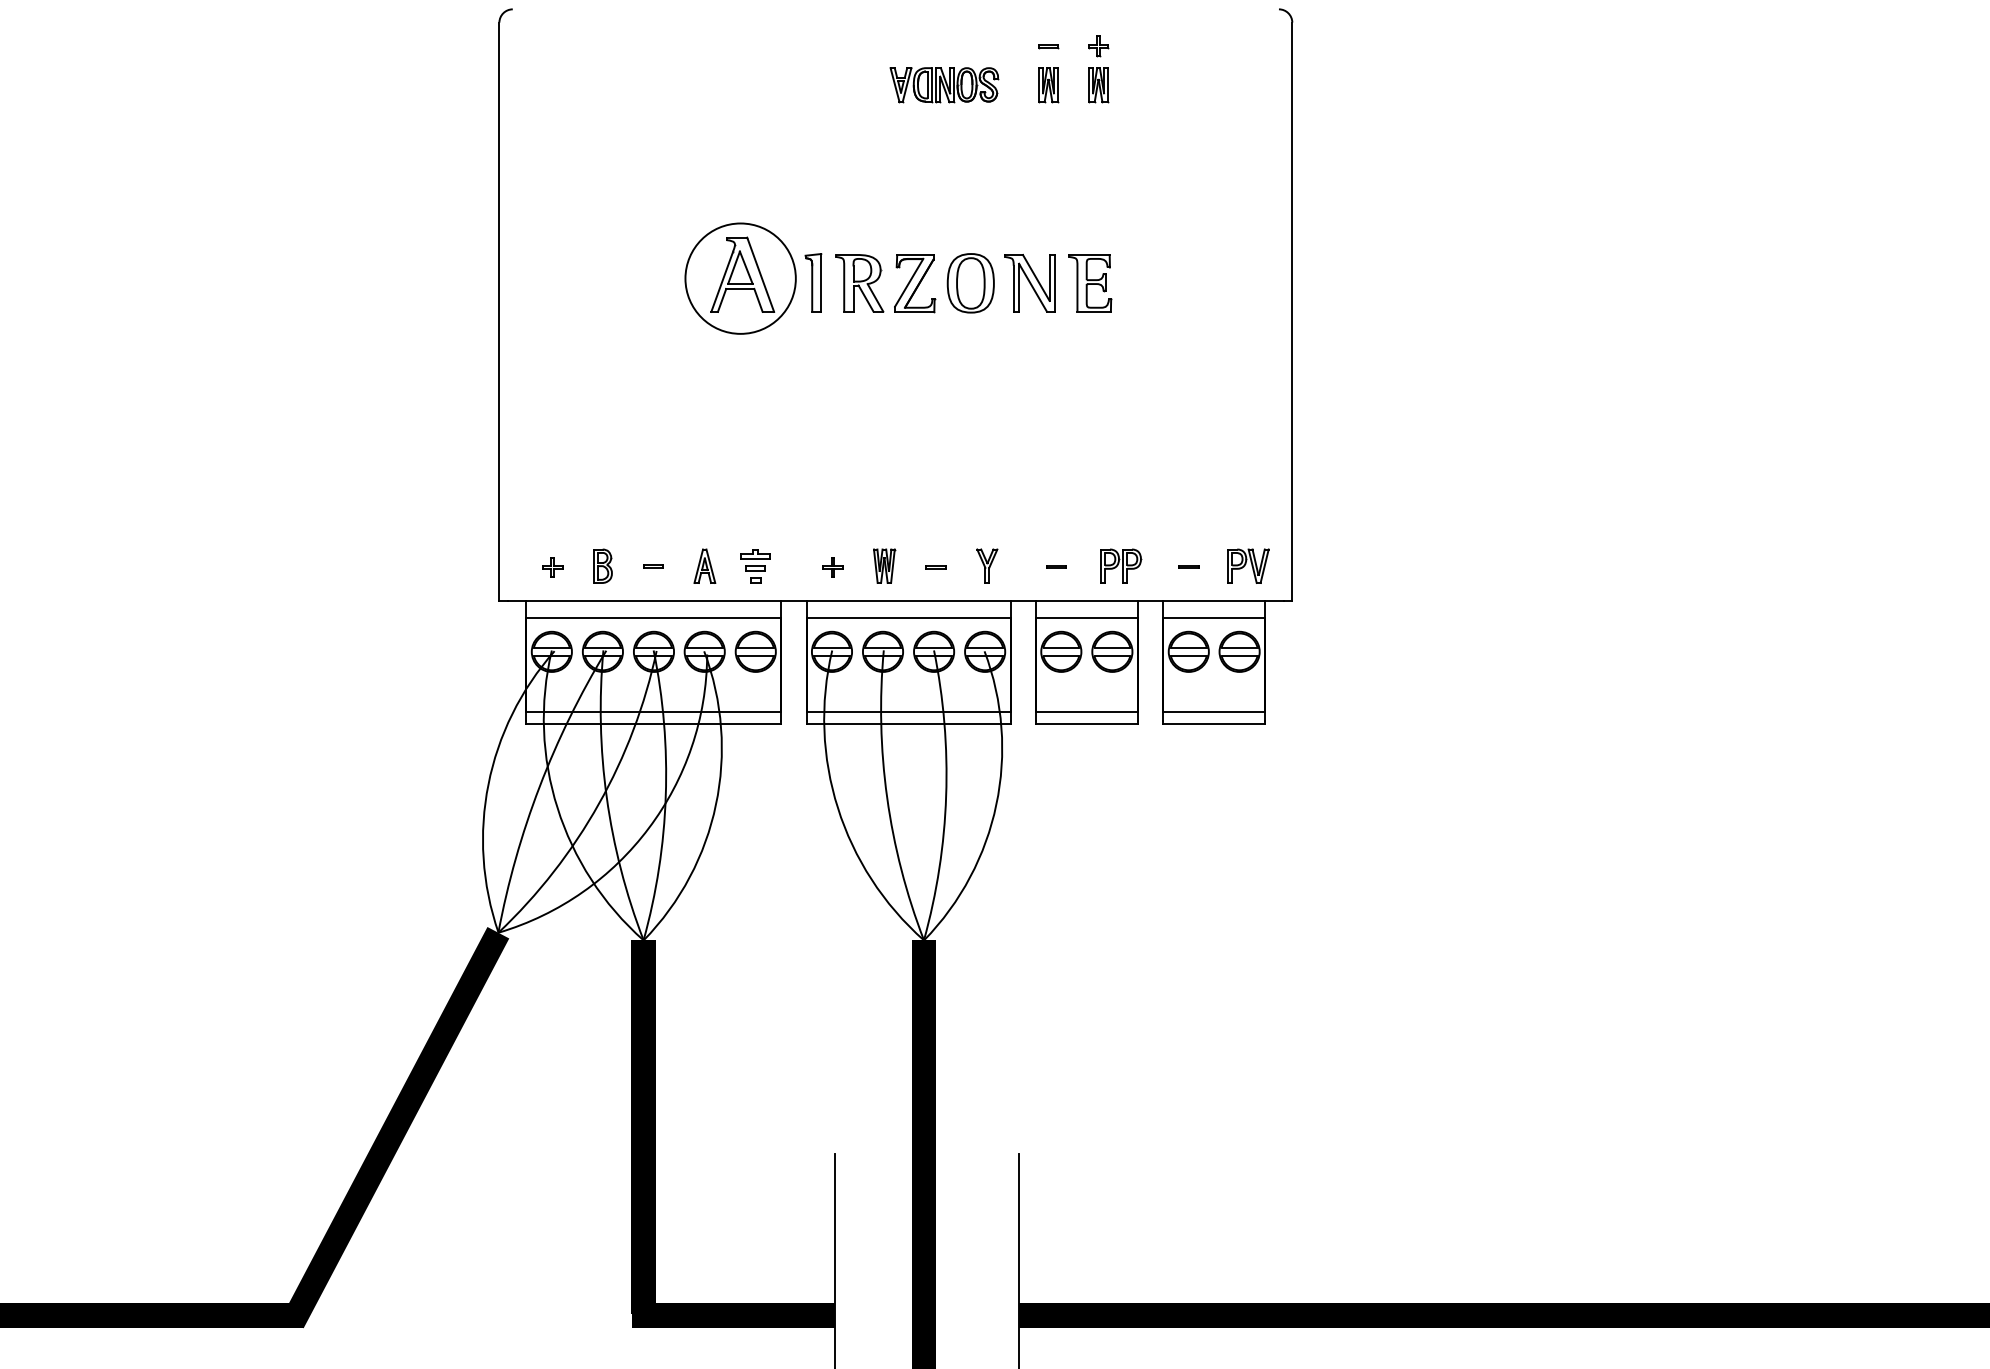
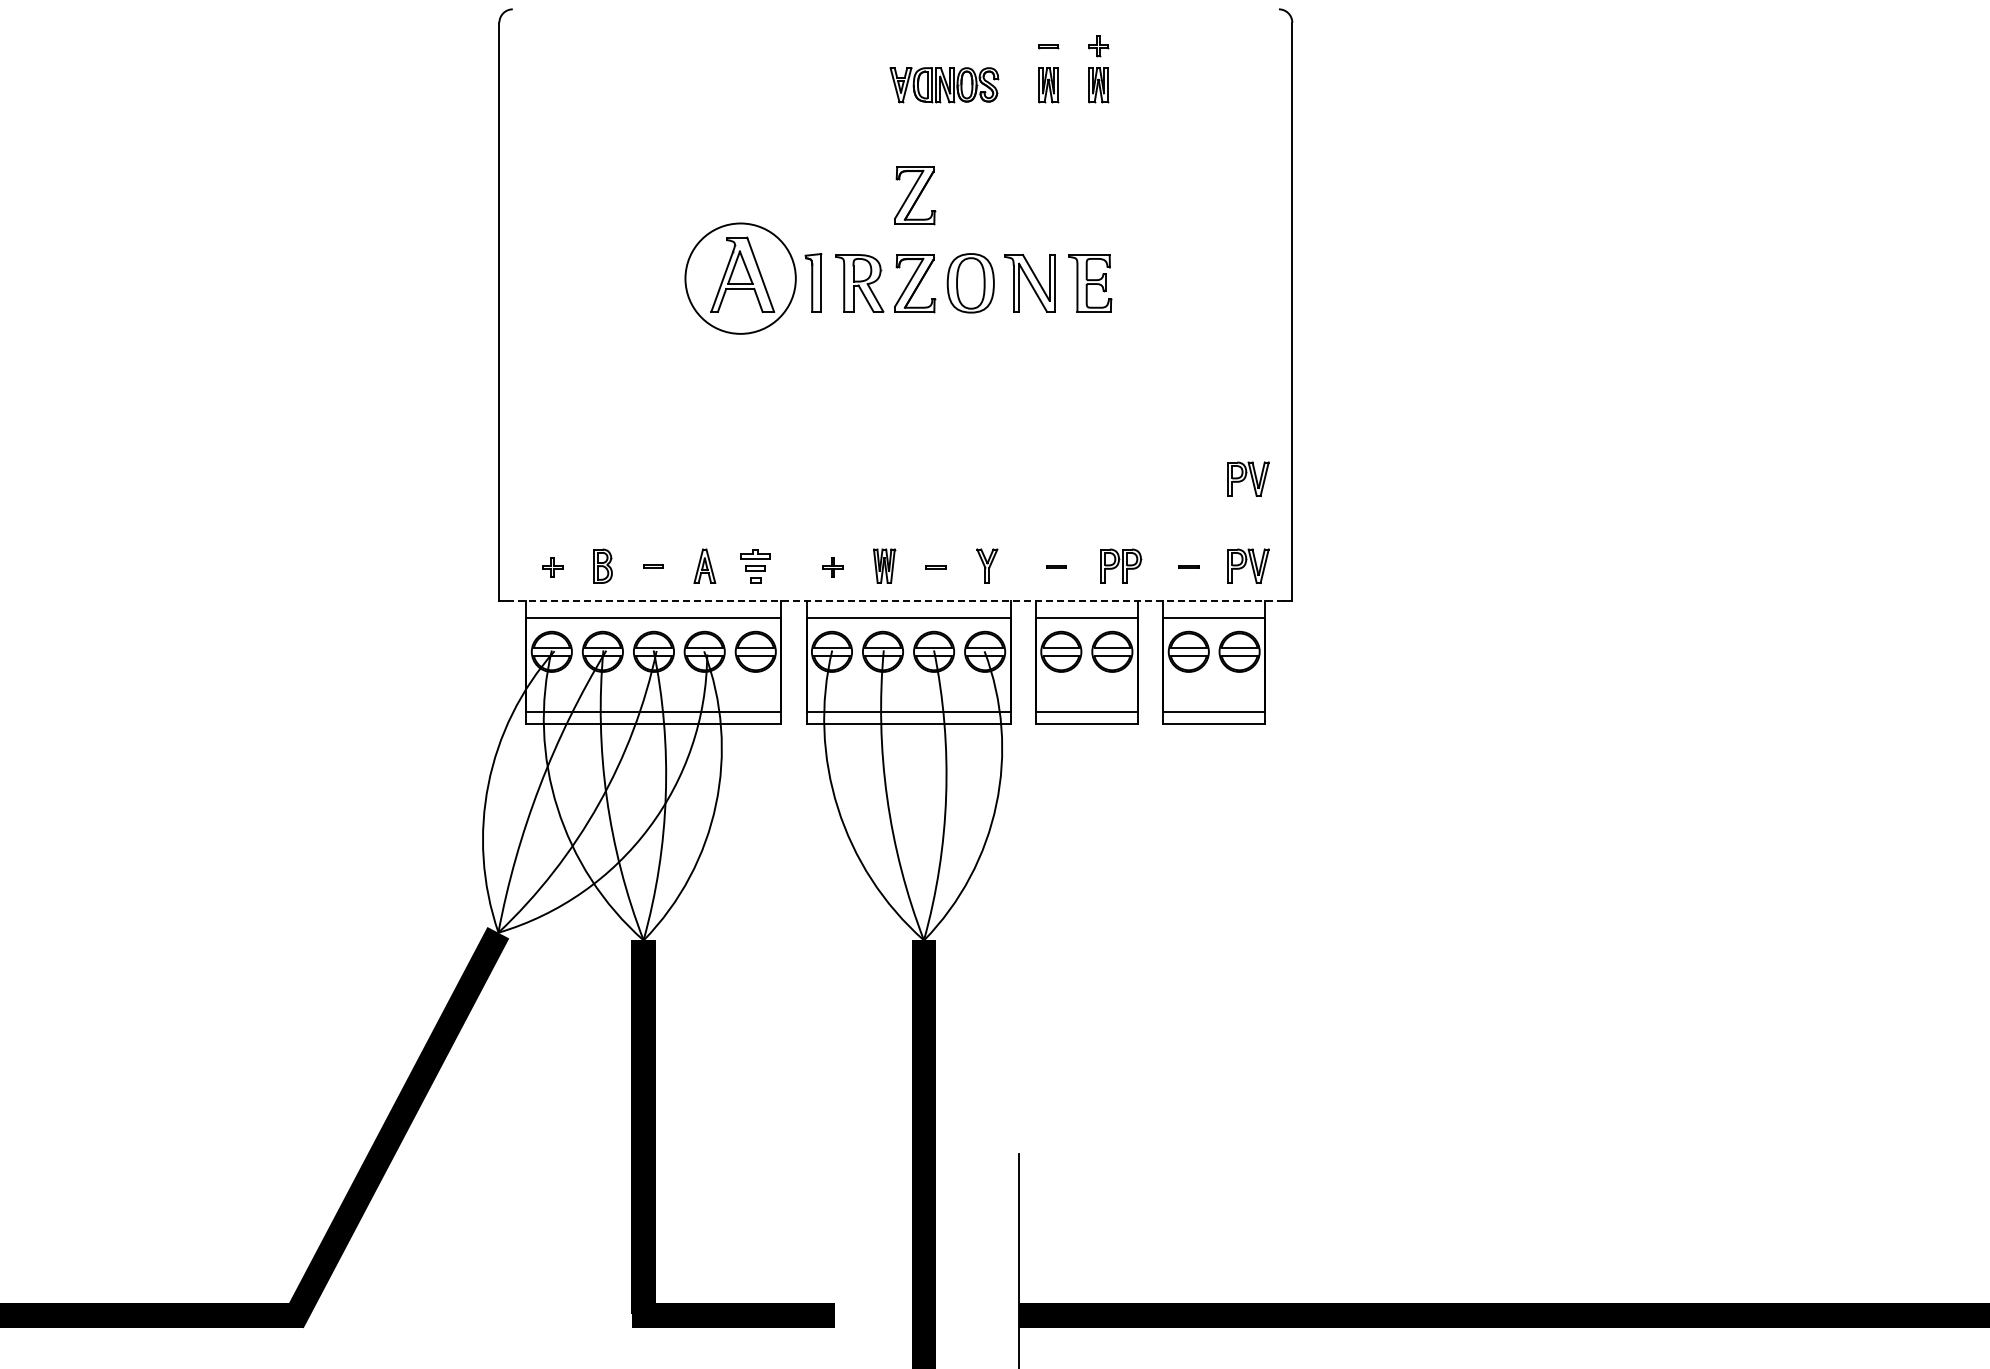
part: none -> present (915, 195)
part: none -> present (1248, 478)
line: solid -> dashed (895, 601)
line: present -> none (834, 1259)
